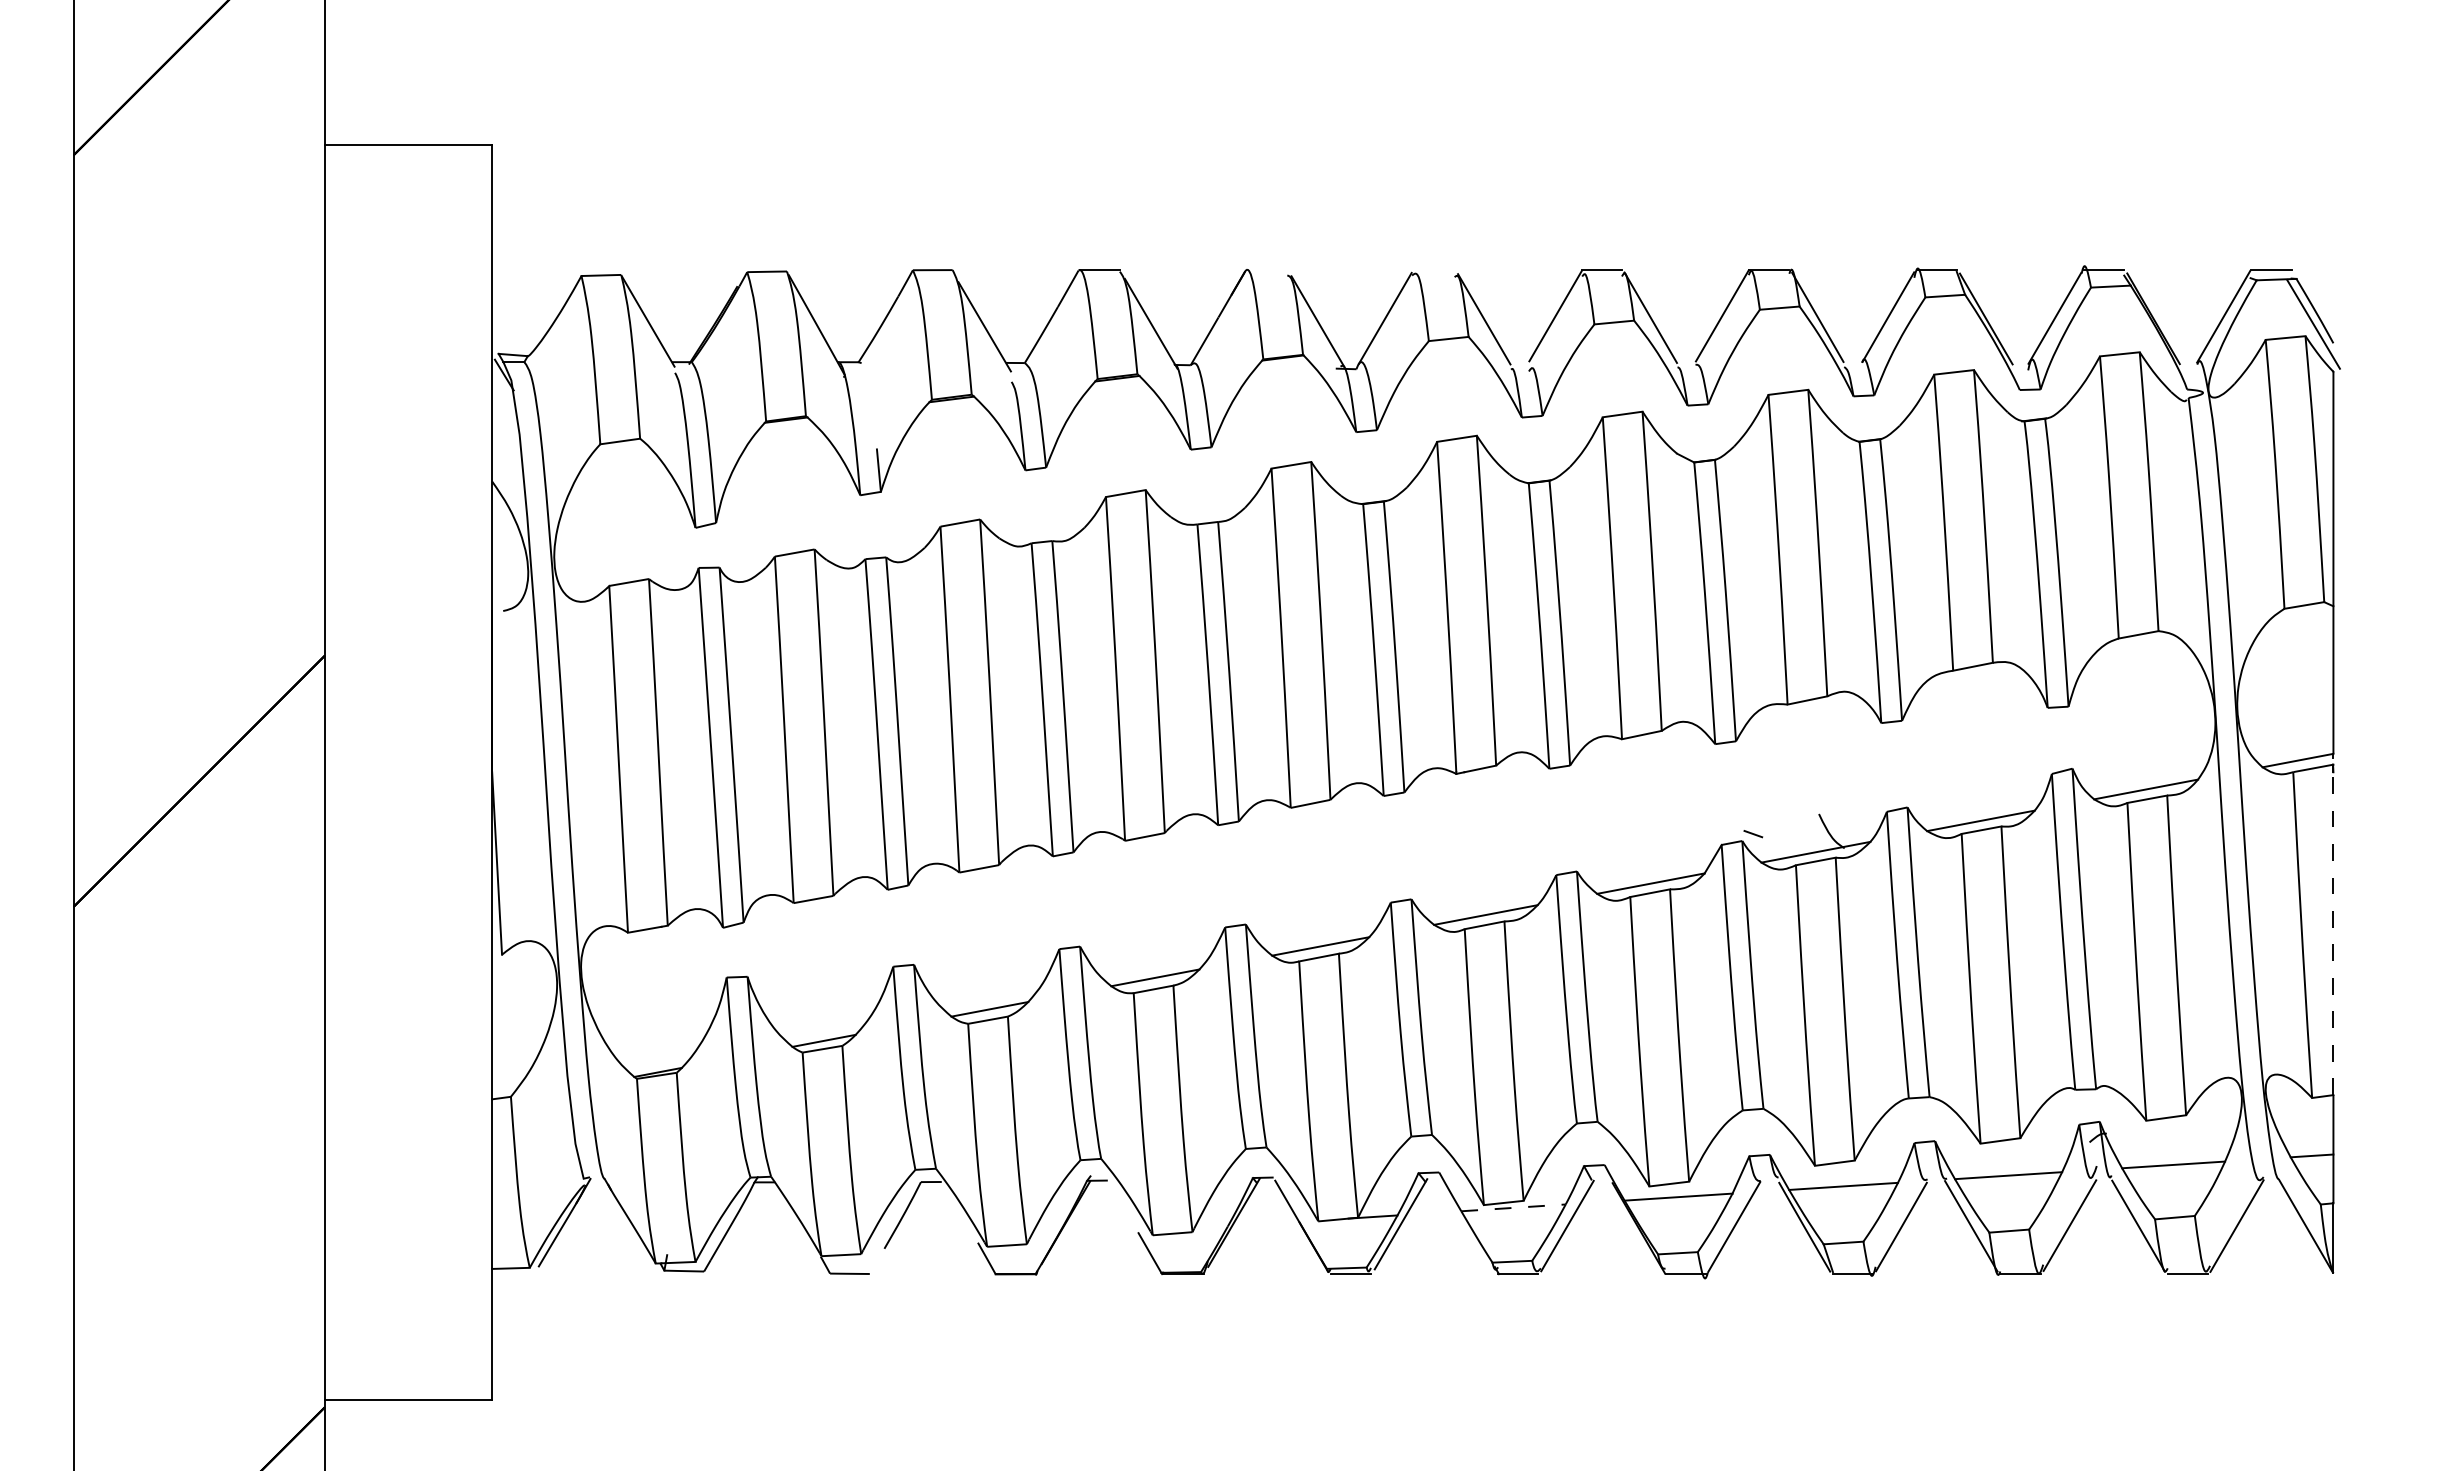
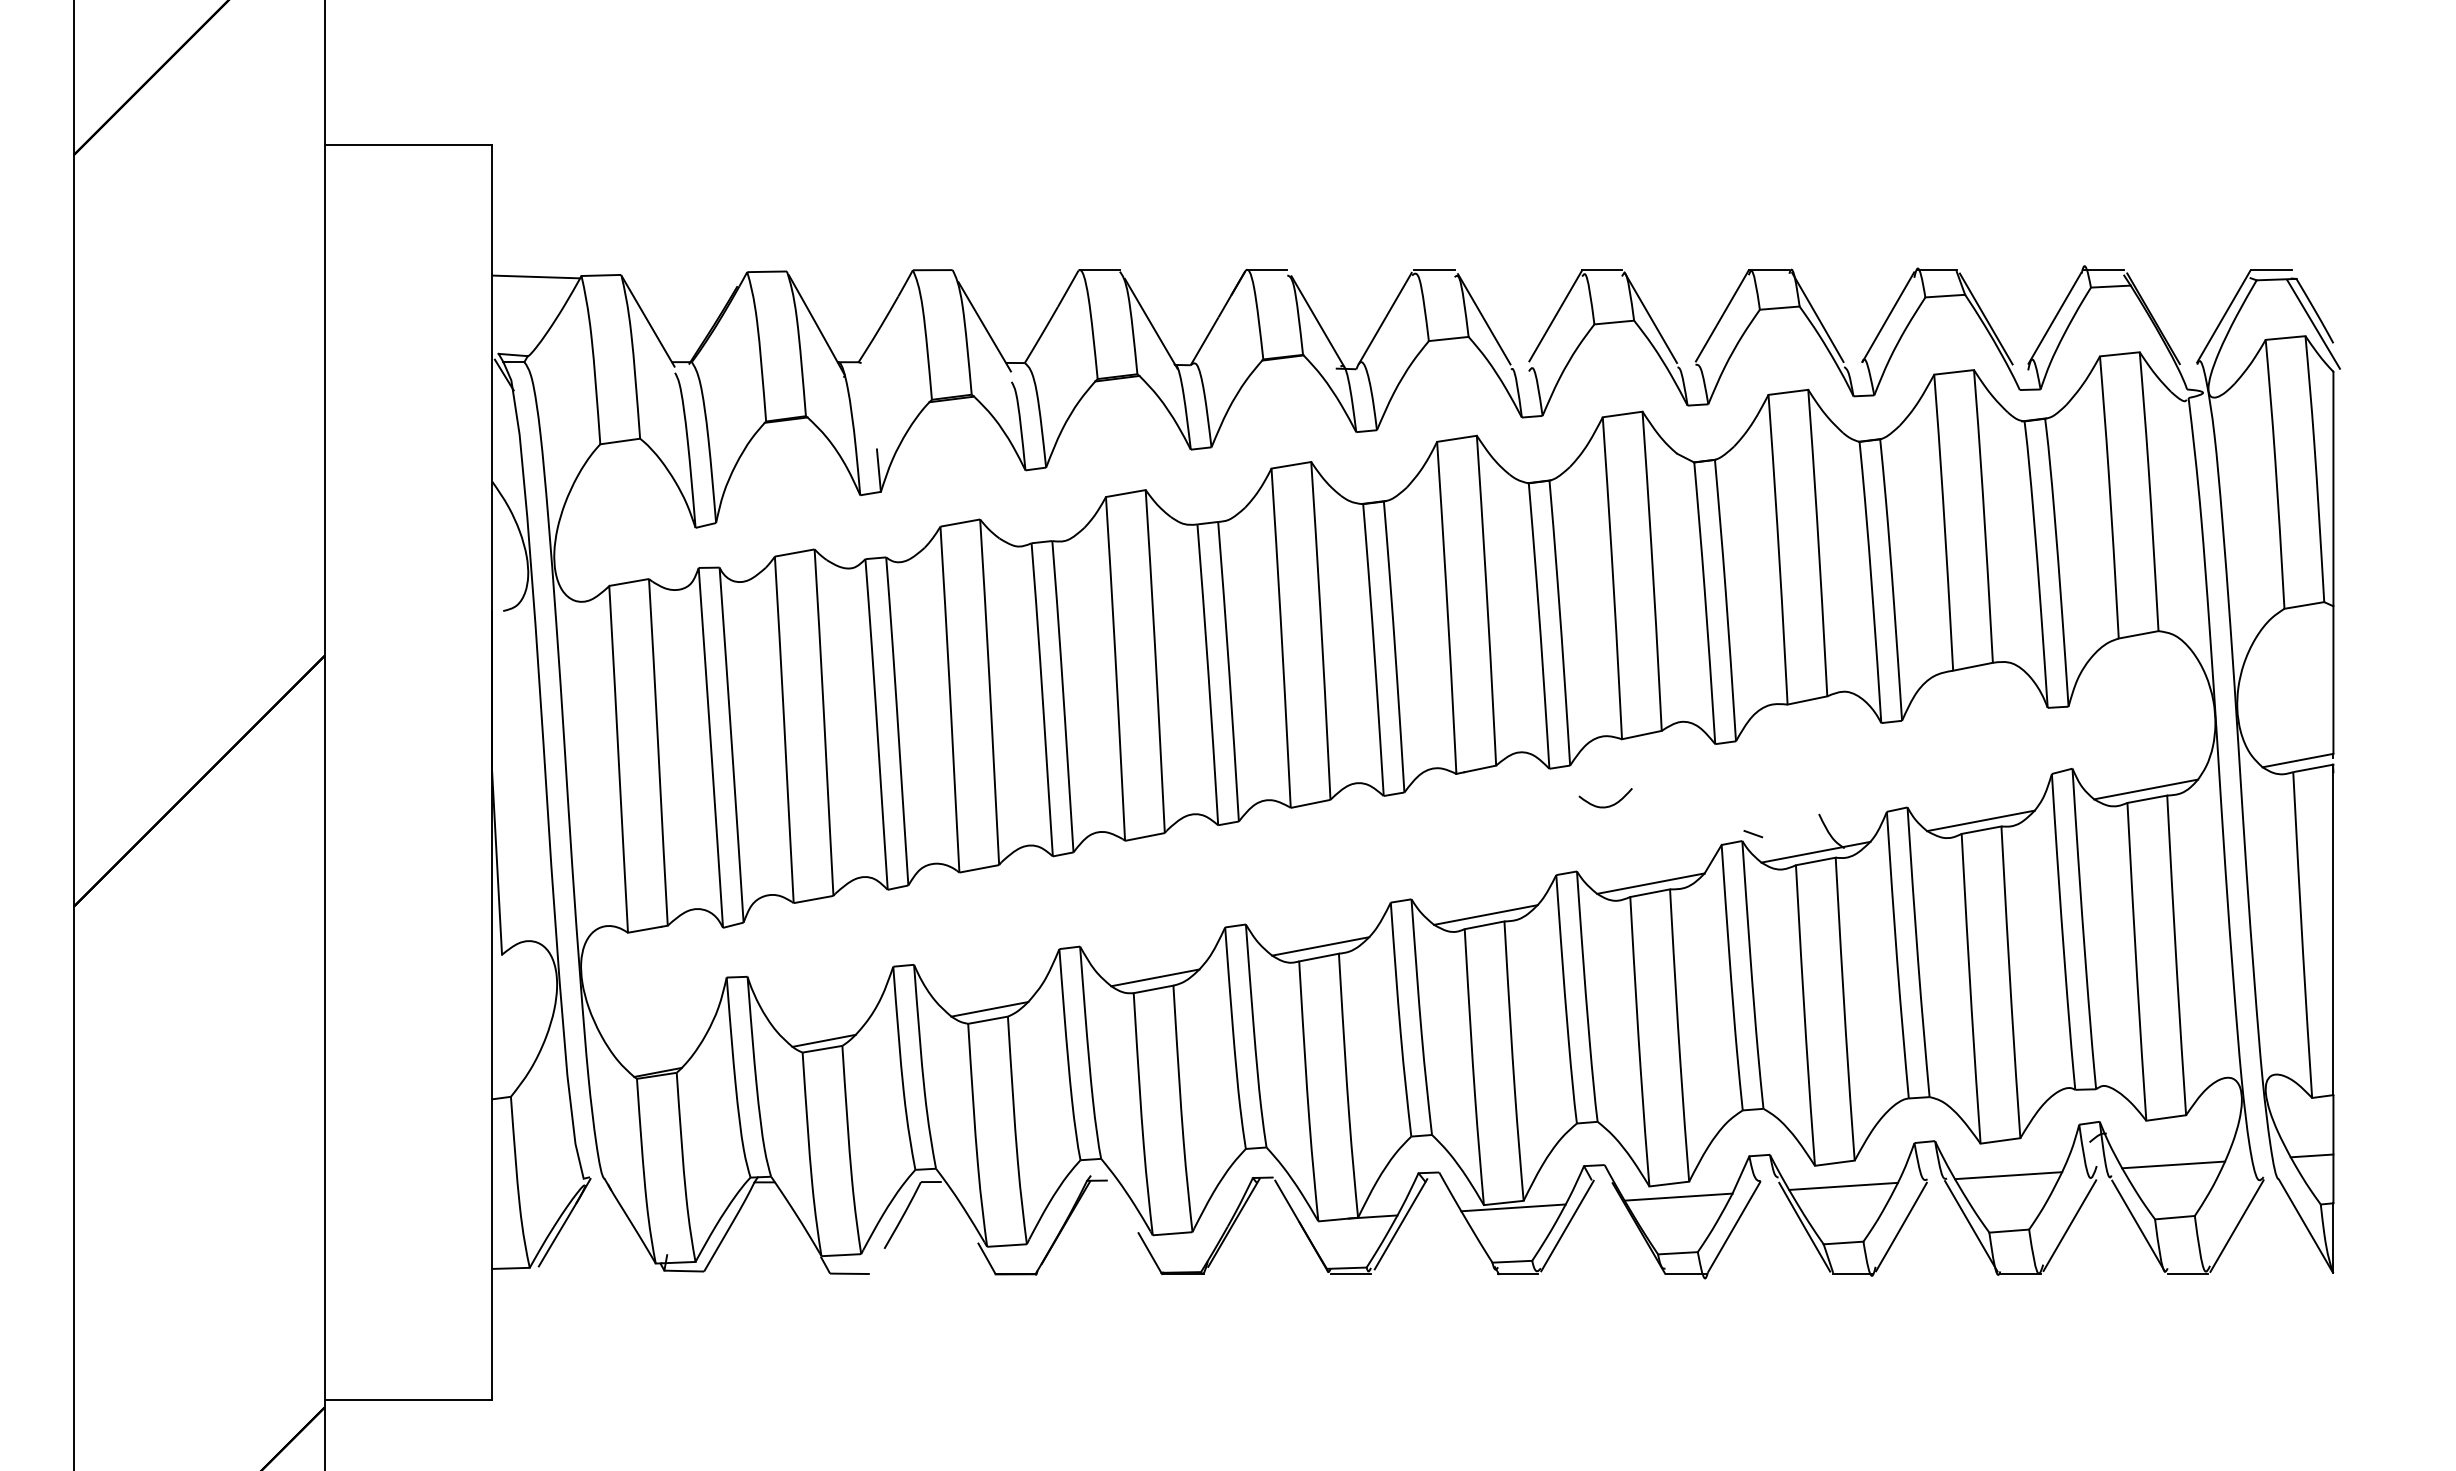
line: none -> present (1267, 270)
line: none -> present (1434, 270)
line: none -> present (536, 276)
curve: none -> present (1608, 805)
line: dashed -> solid (2333, 933)
line: dashed -> solid (1514, 1207)
